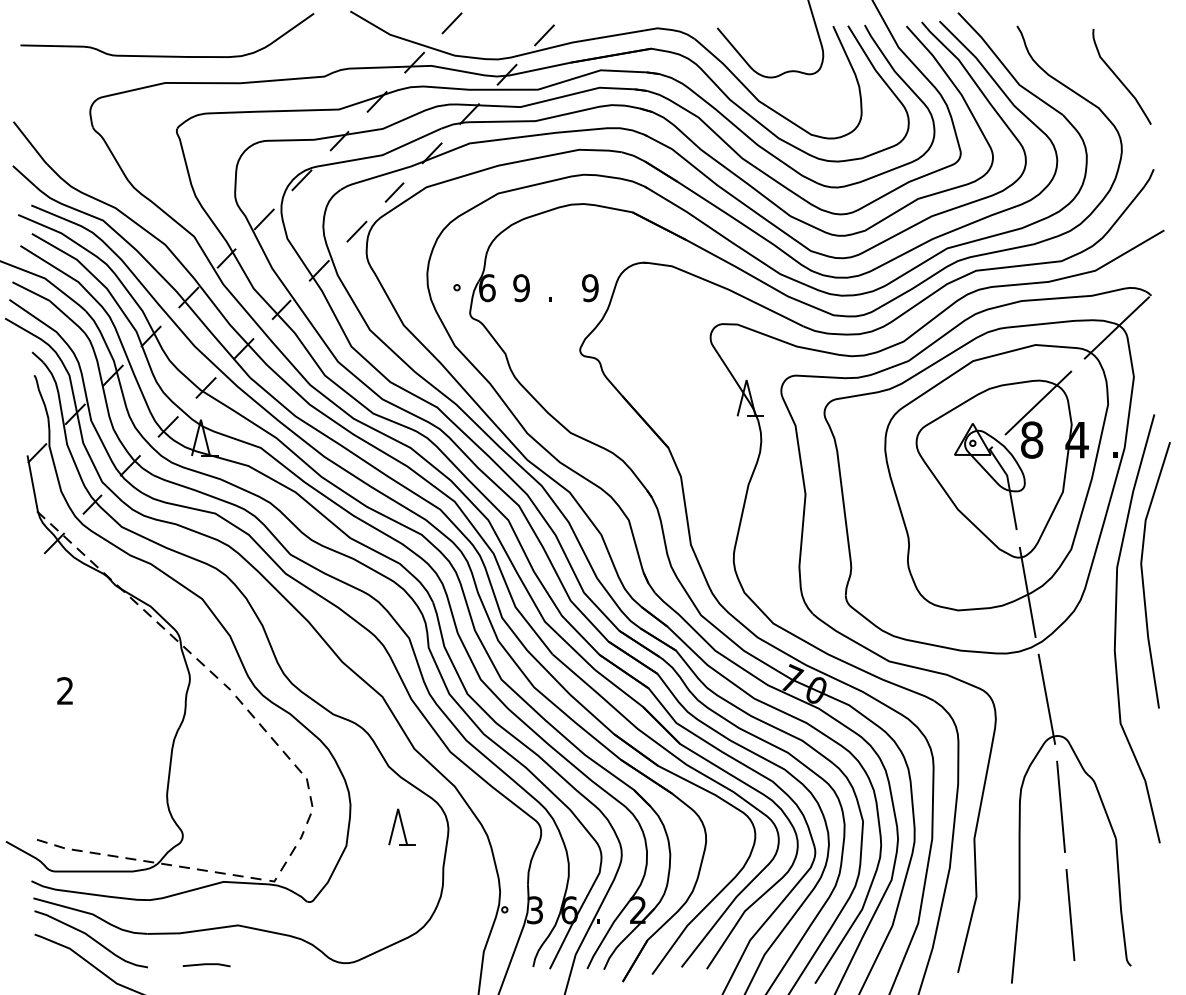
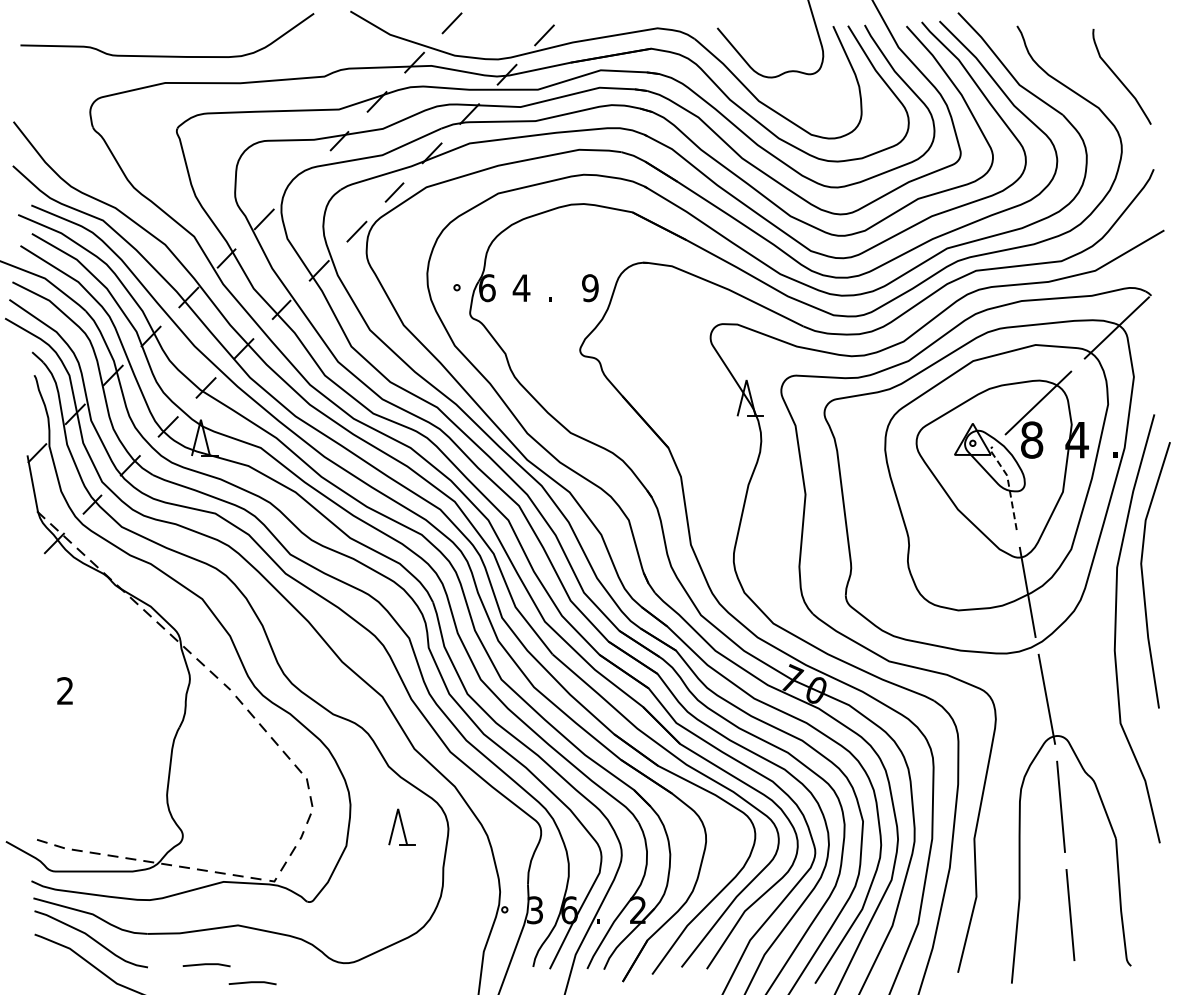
line: present -> none (301, 180)
text: 9 -> 4 (521, 288)
line: solid -> dashed (1008, 484)
line: none -> present (252, 983)
